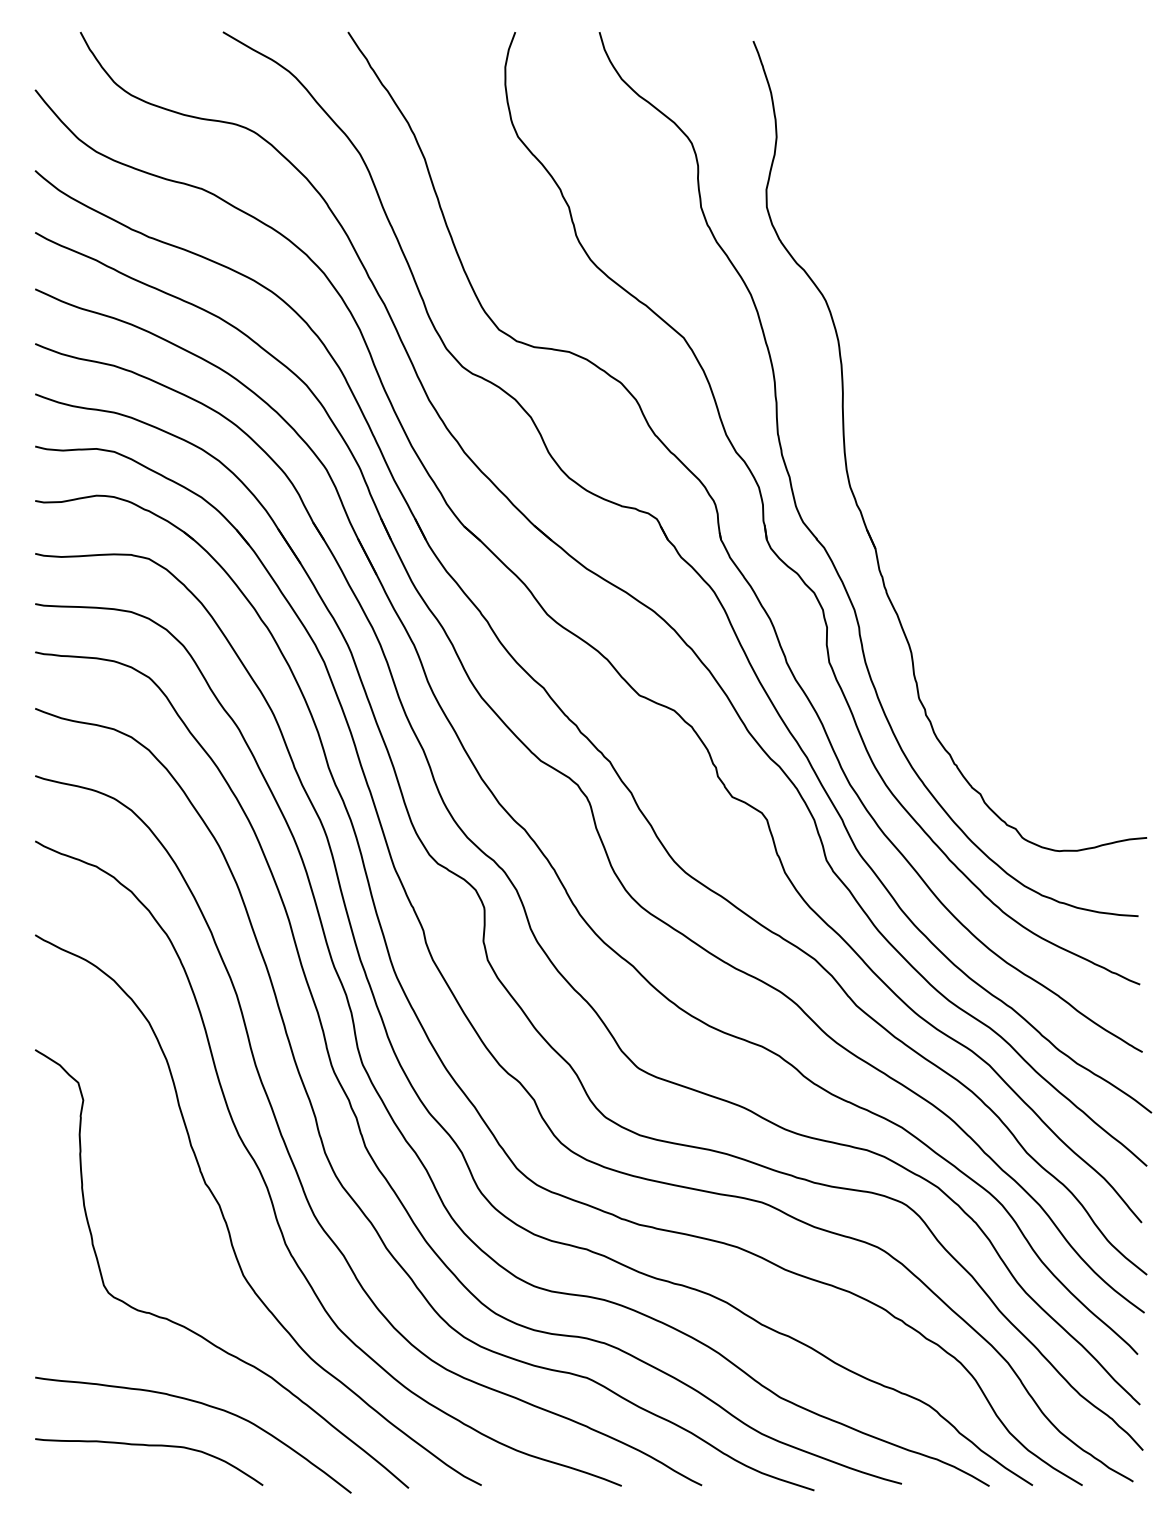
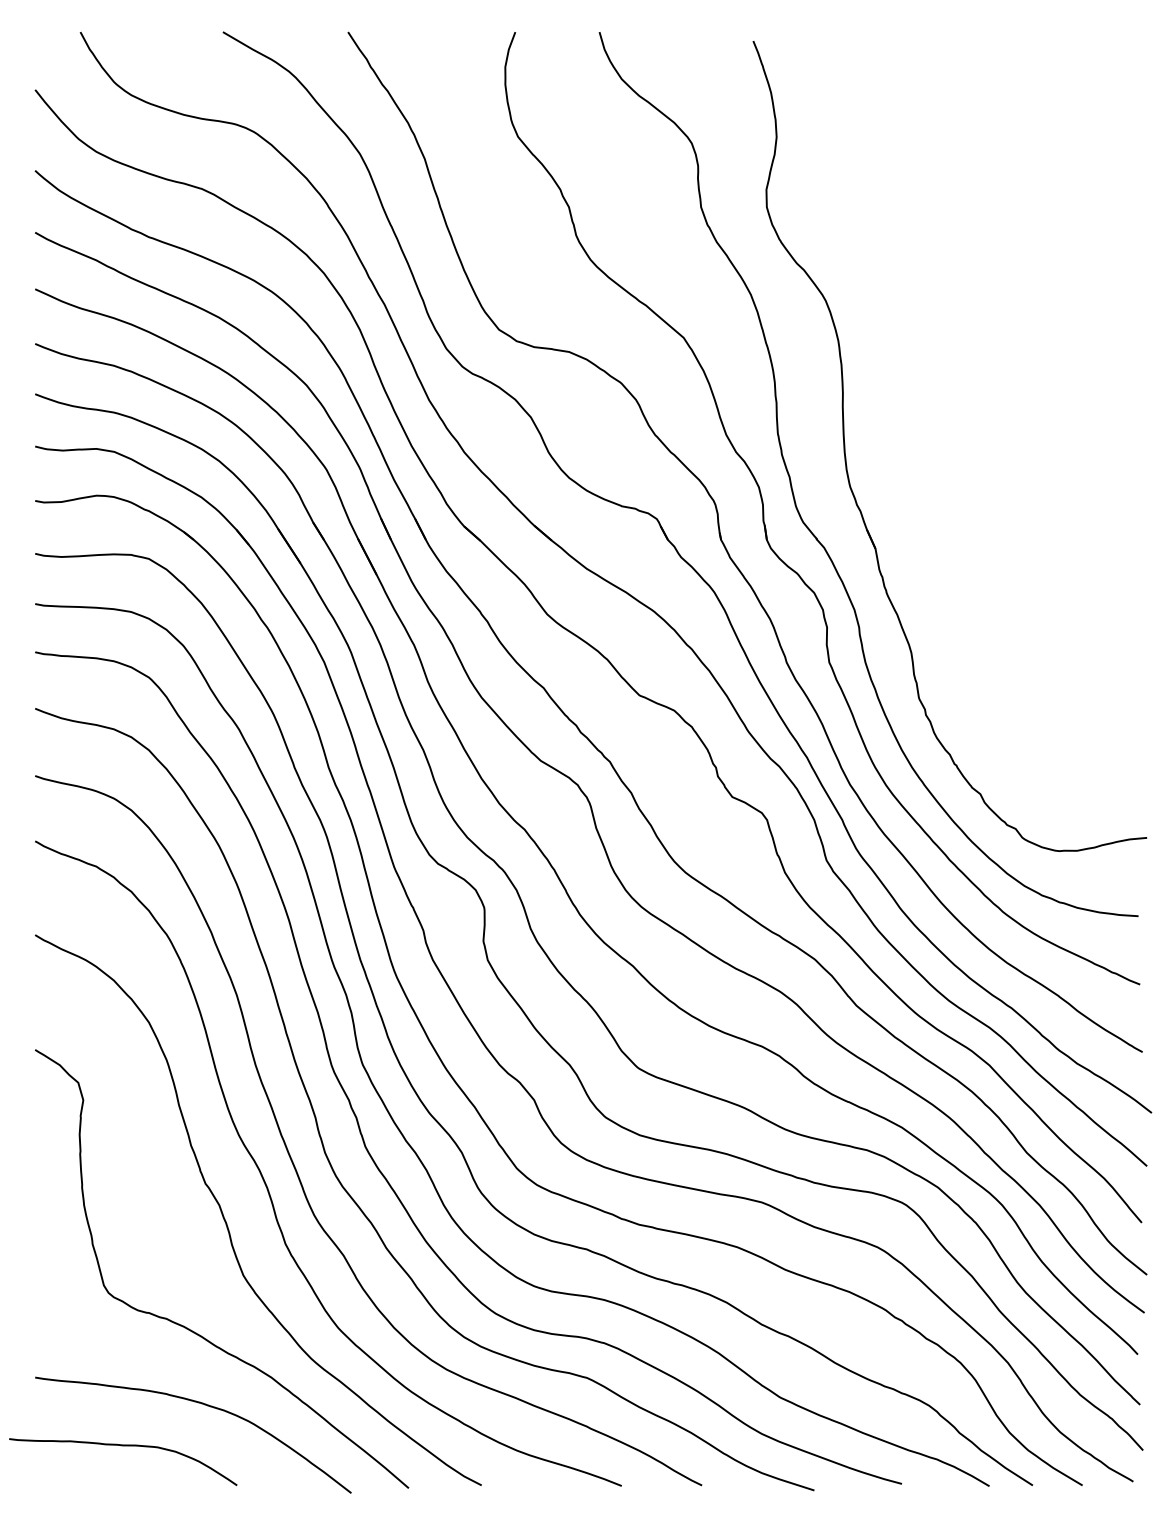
curve position: (149, 1446) -> (123, 1446) (123, 1446)
